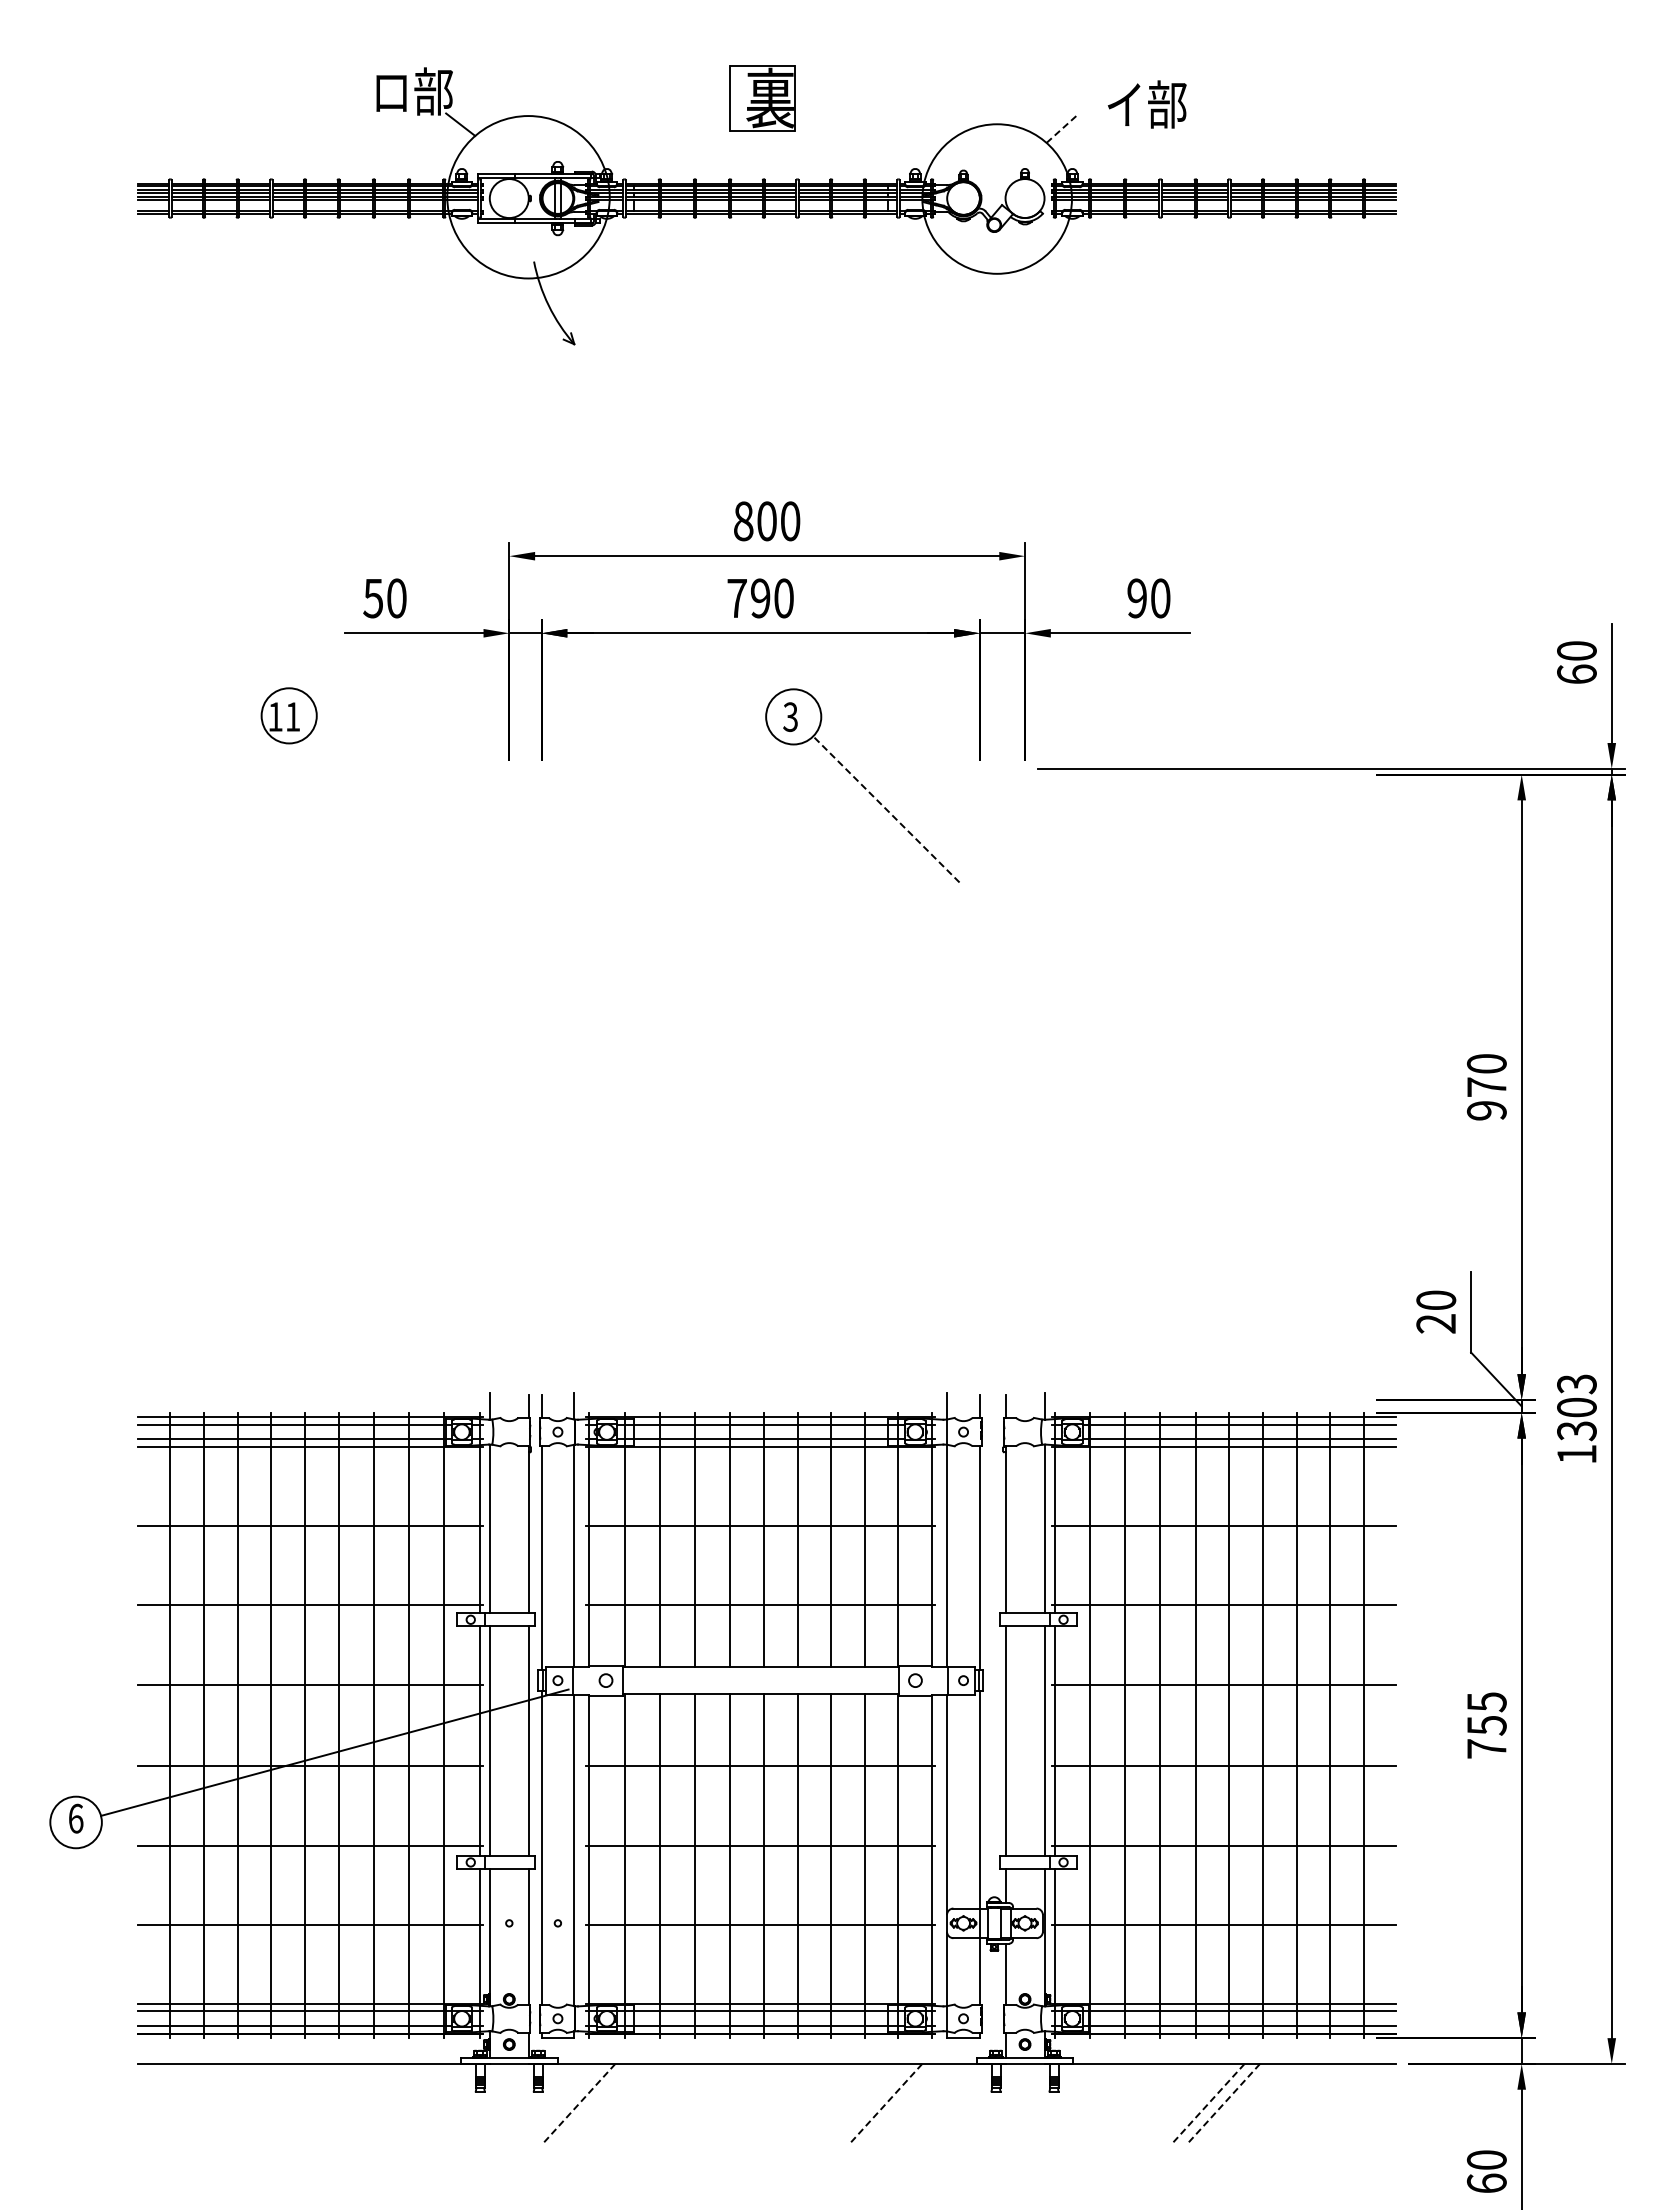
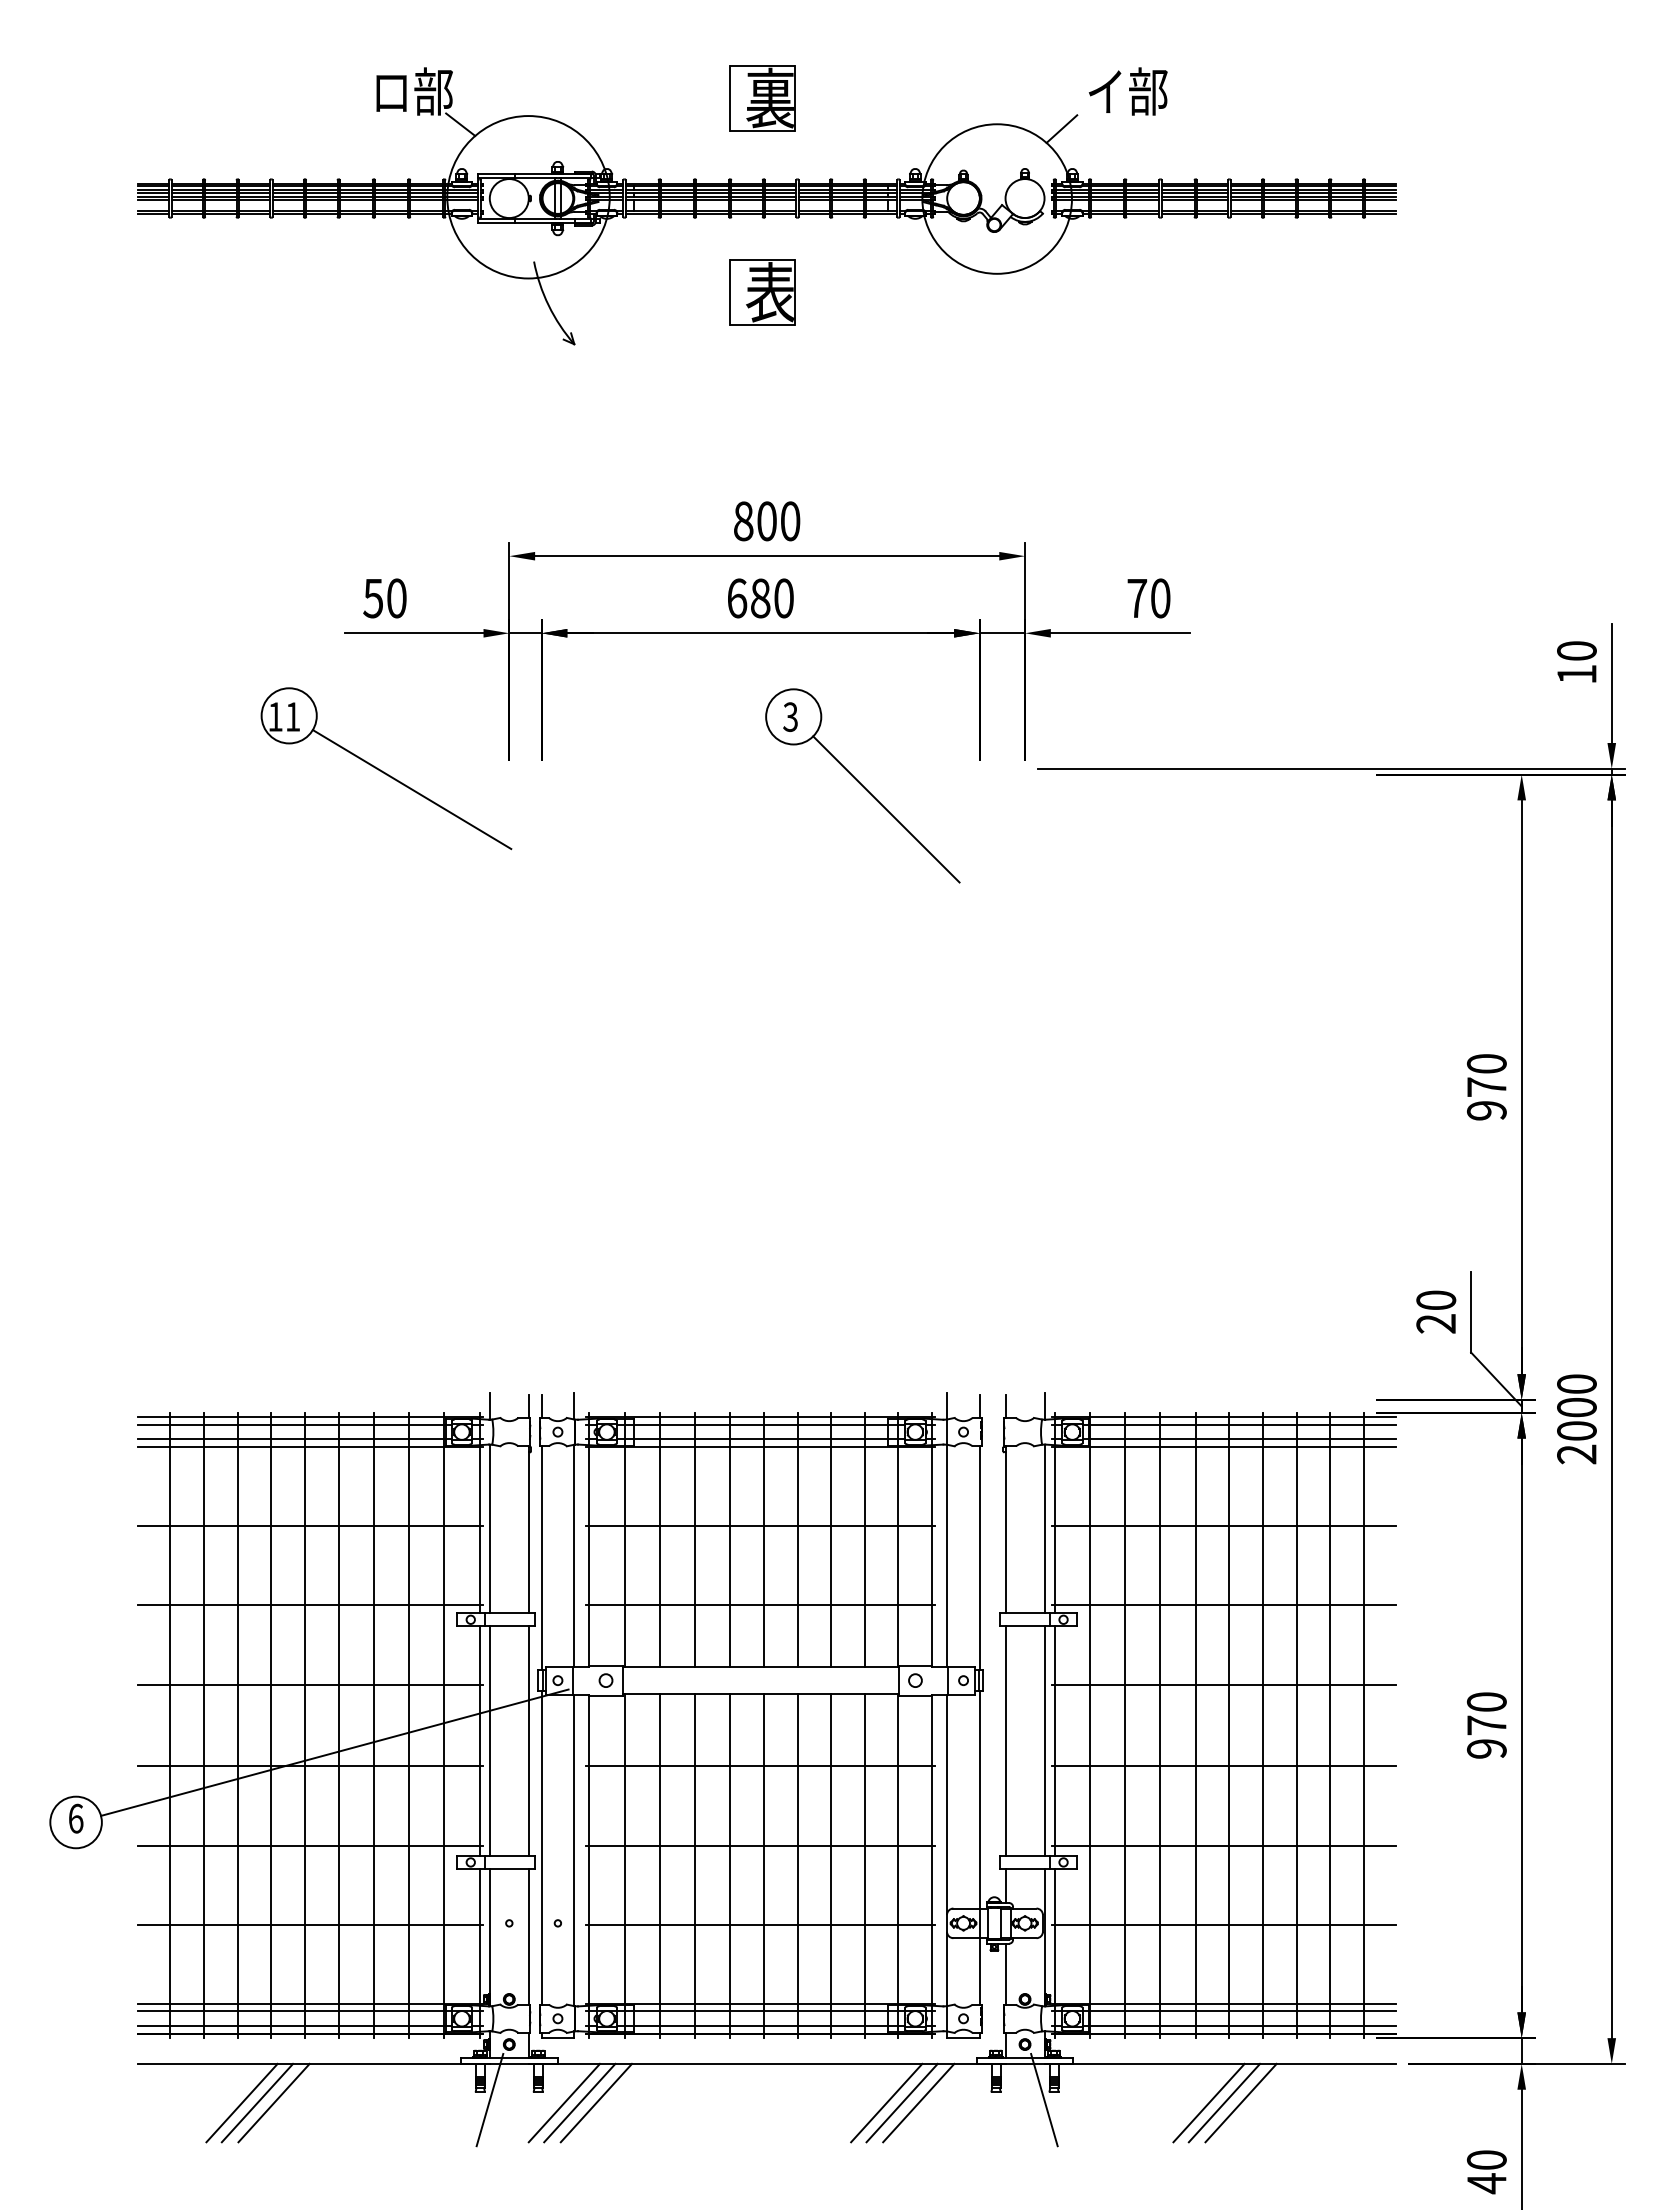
text position: (1146, 104) -> (1127, 91) (1127, 91)
line: dashed -> solid (1061, 129)
part: none -> present (762, 292)
text: 790 -> 680 (748, 598)
text: 90 -> 70 (1137, 598)
text: 60 -> 10 (1576, 673)
line: none -> present (411, 789)
line: dashed -> solid (886, 809)
text: 1303 -> 2000 (1576, 1419)
text: 755 -> 970 (1486, 1725)
line: none -> present (489, 2099)
line: none -> present (1044, 2099)
line: none -> present (241, 2102)
line: none -> present (257, 2102)
line: none -> present (273, 2102)
line: none -> present (563, 2102)
line: none -> present (595, 2102)
line: none -> present (901, 2102)
line: none -> present (918, 2102)
line: none -> present (1240, 2102)
line: dashed -> solid (579, 2103)
line: dashed -> solid (886, 2103)
line: dashed -> solid (1209, 2103)
line: dashed -> solid (1224, 2103)
text: 60 -> 40 (1486, 2183)
